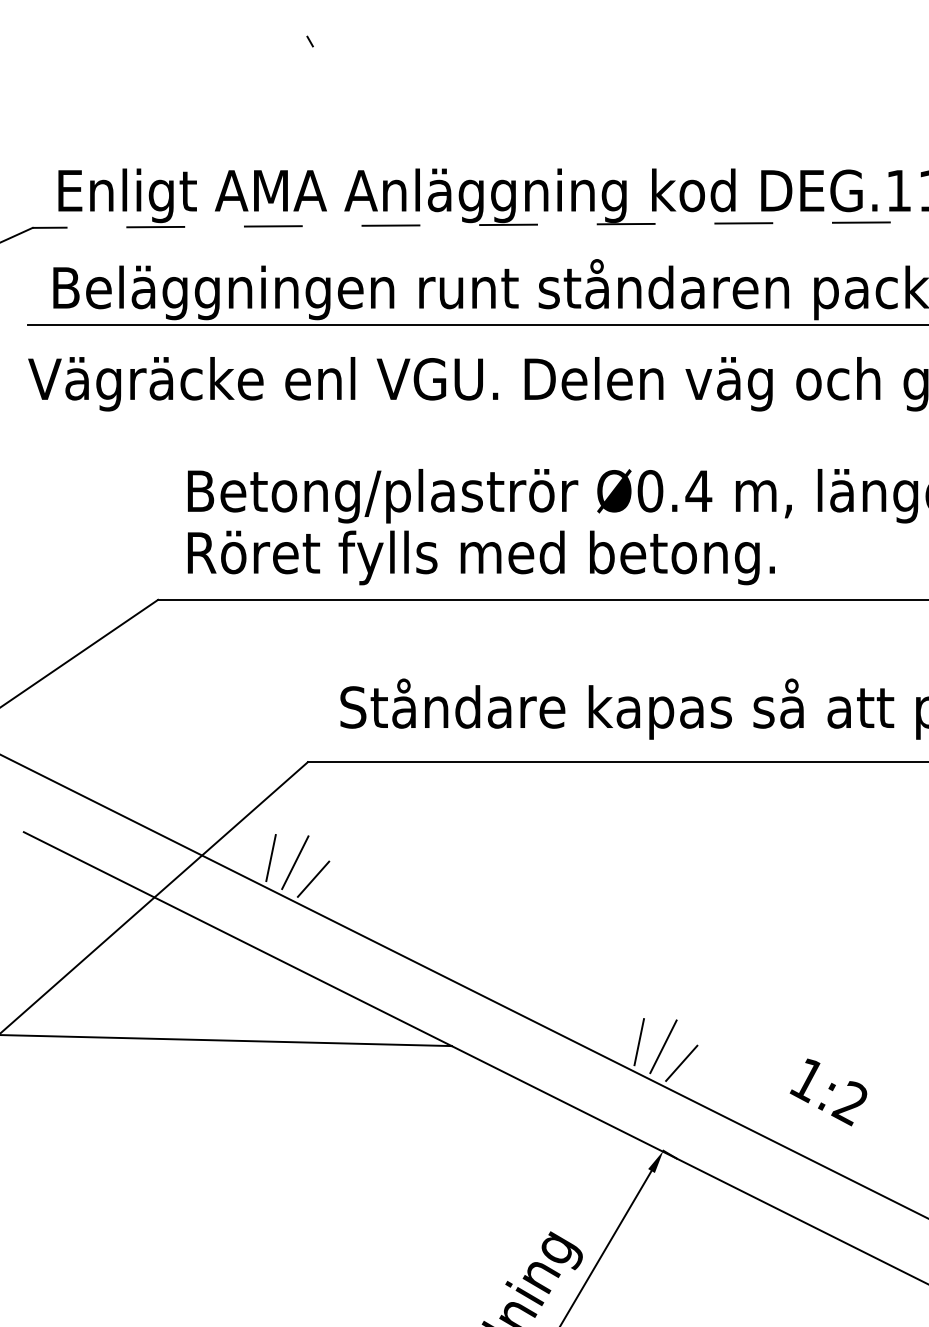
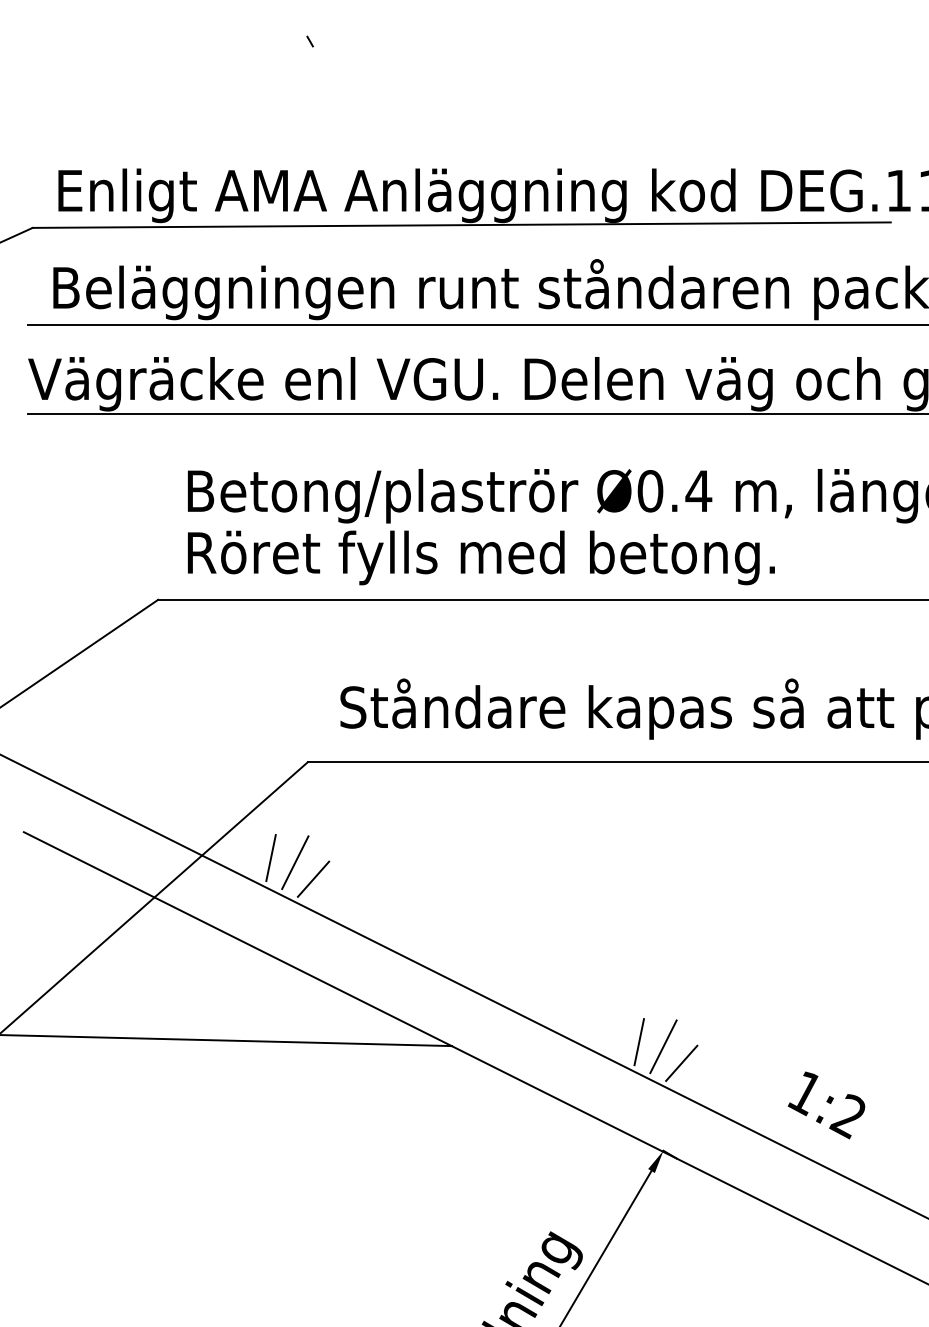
line: dashed -> solid (461, 225)
line: none -> present (476, 414)
text position: (828, 1092) -> (826, 1105) (826, 1105)
